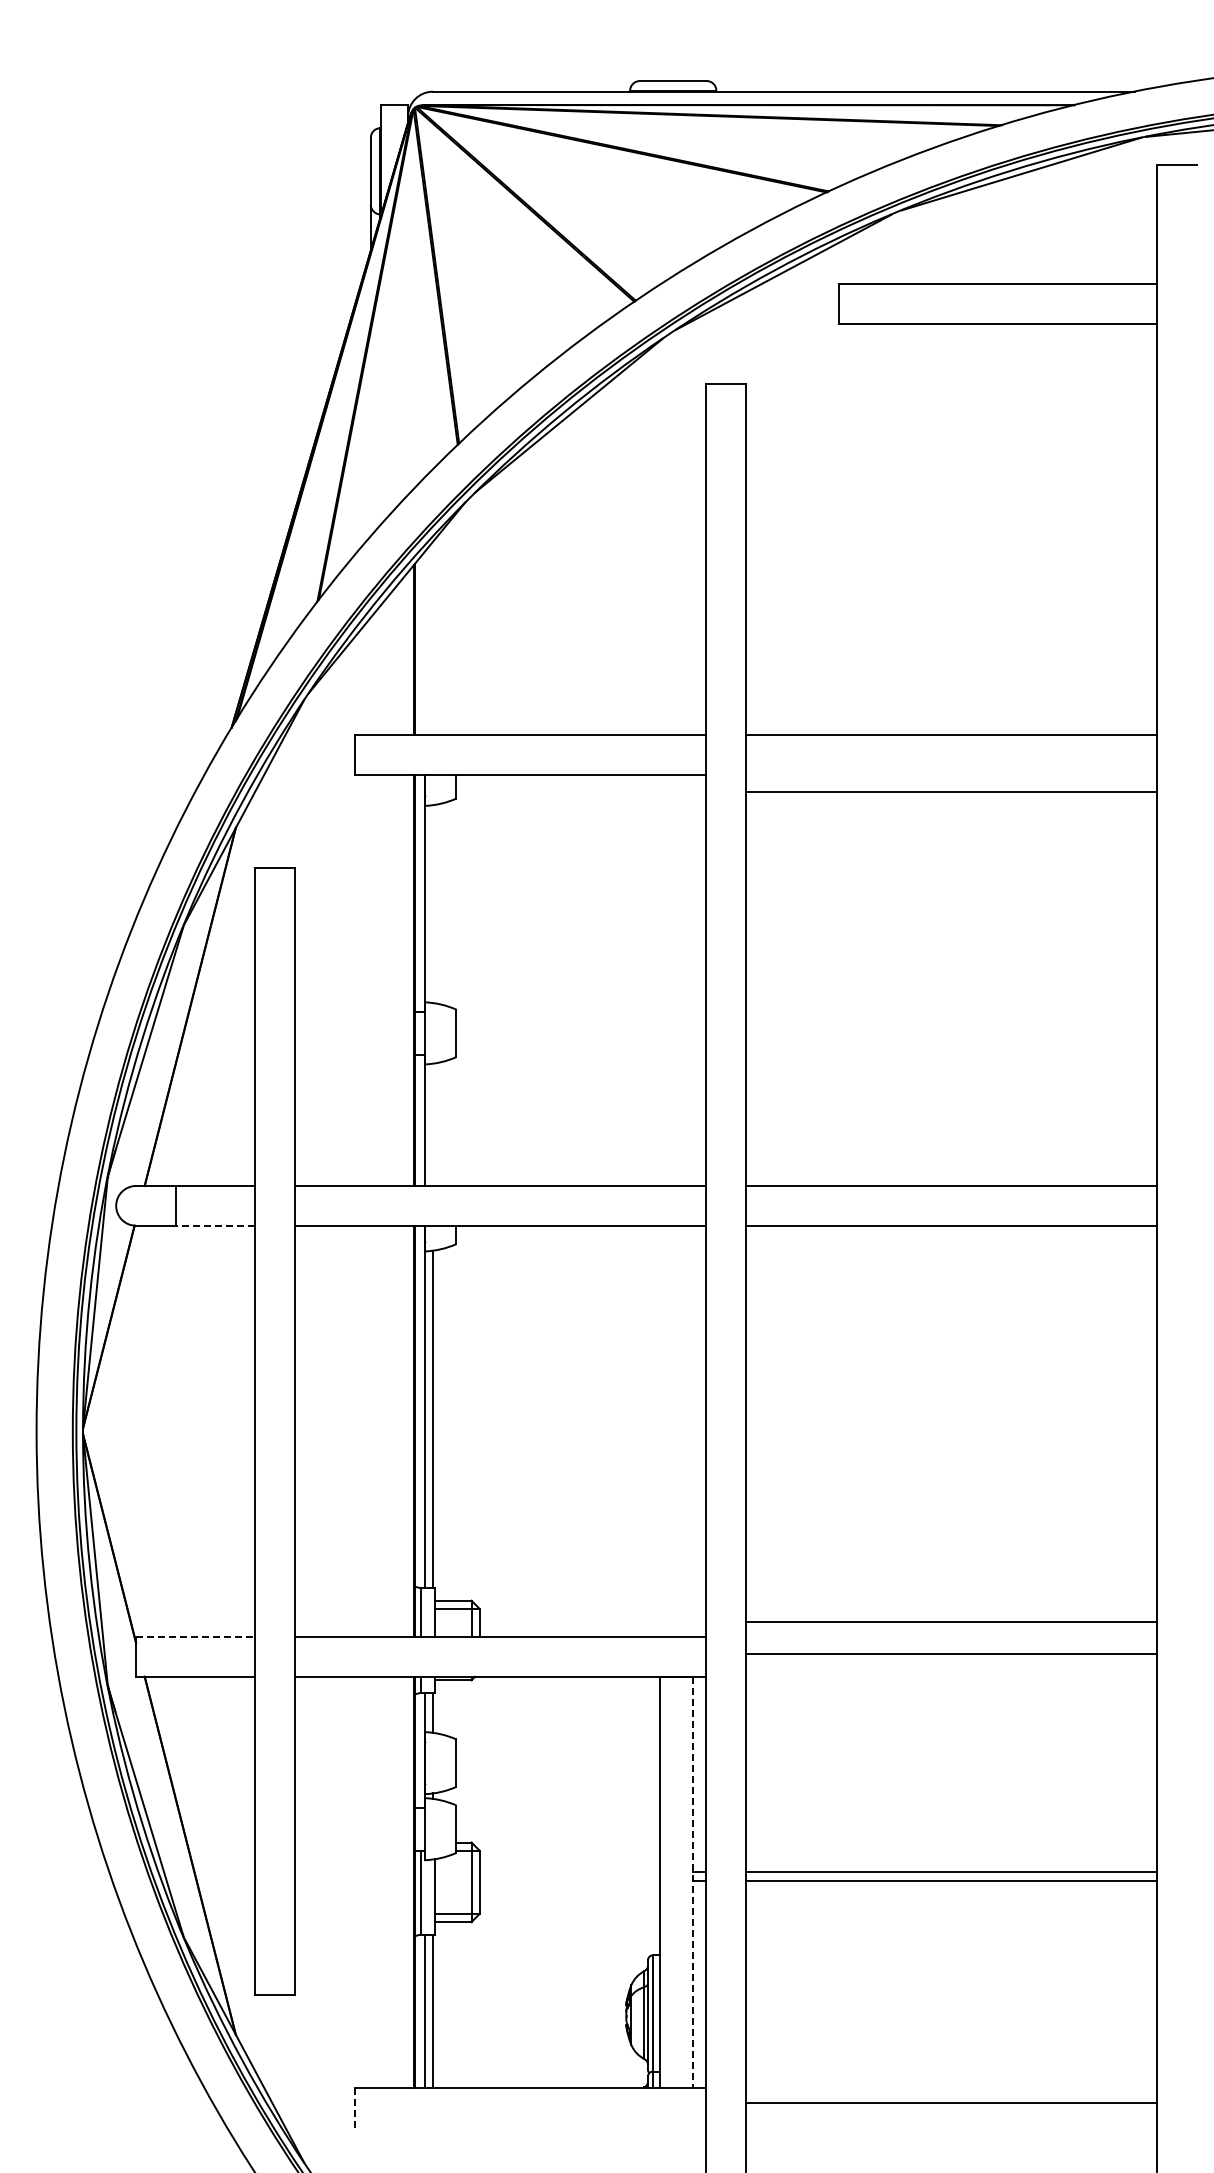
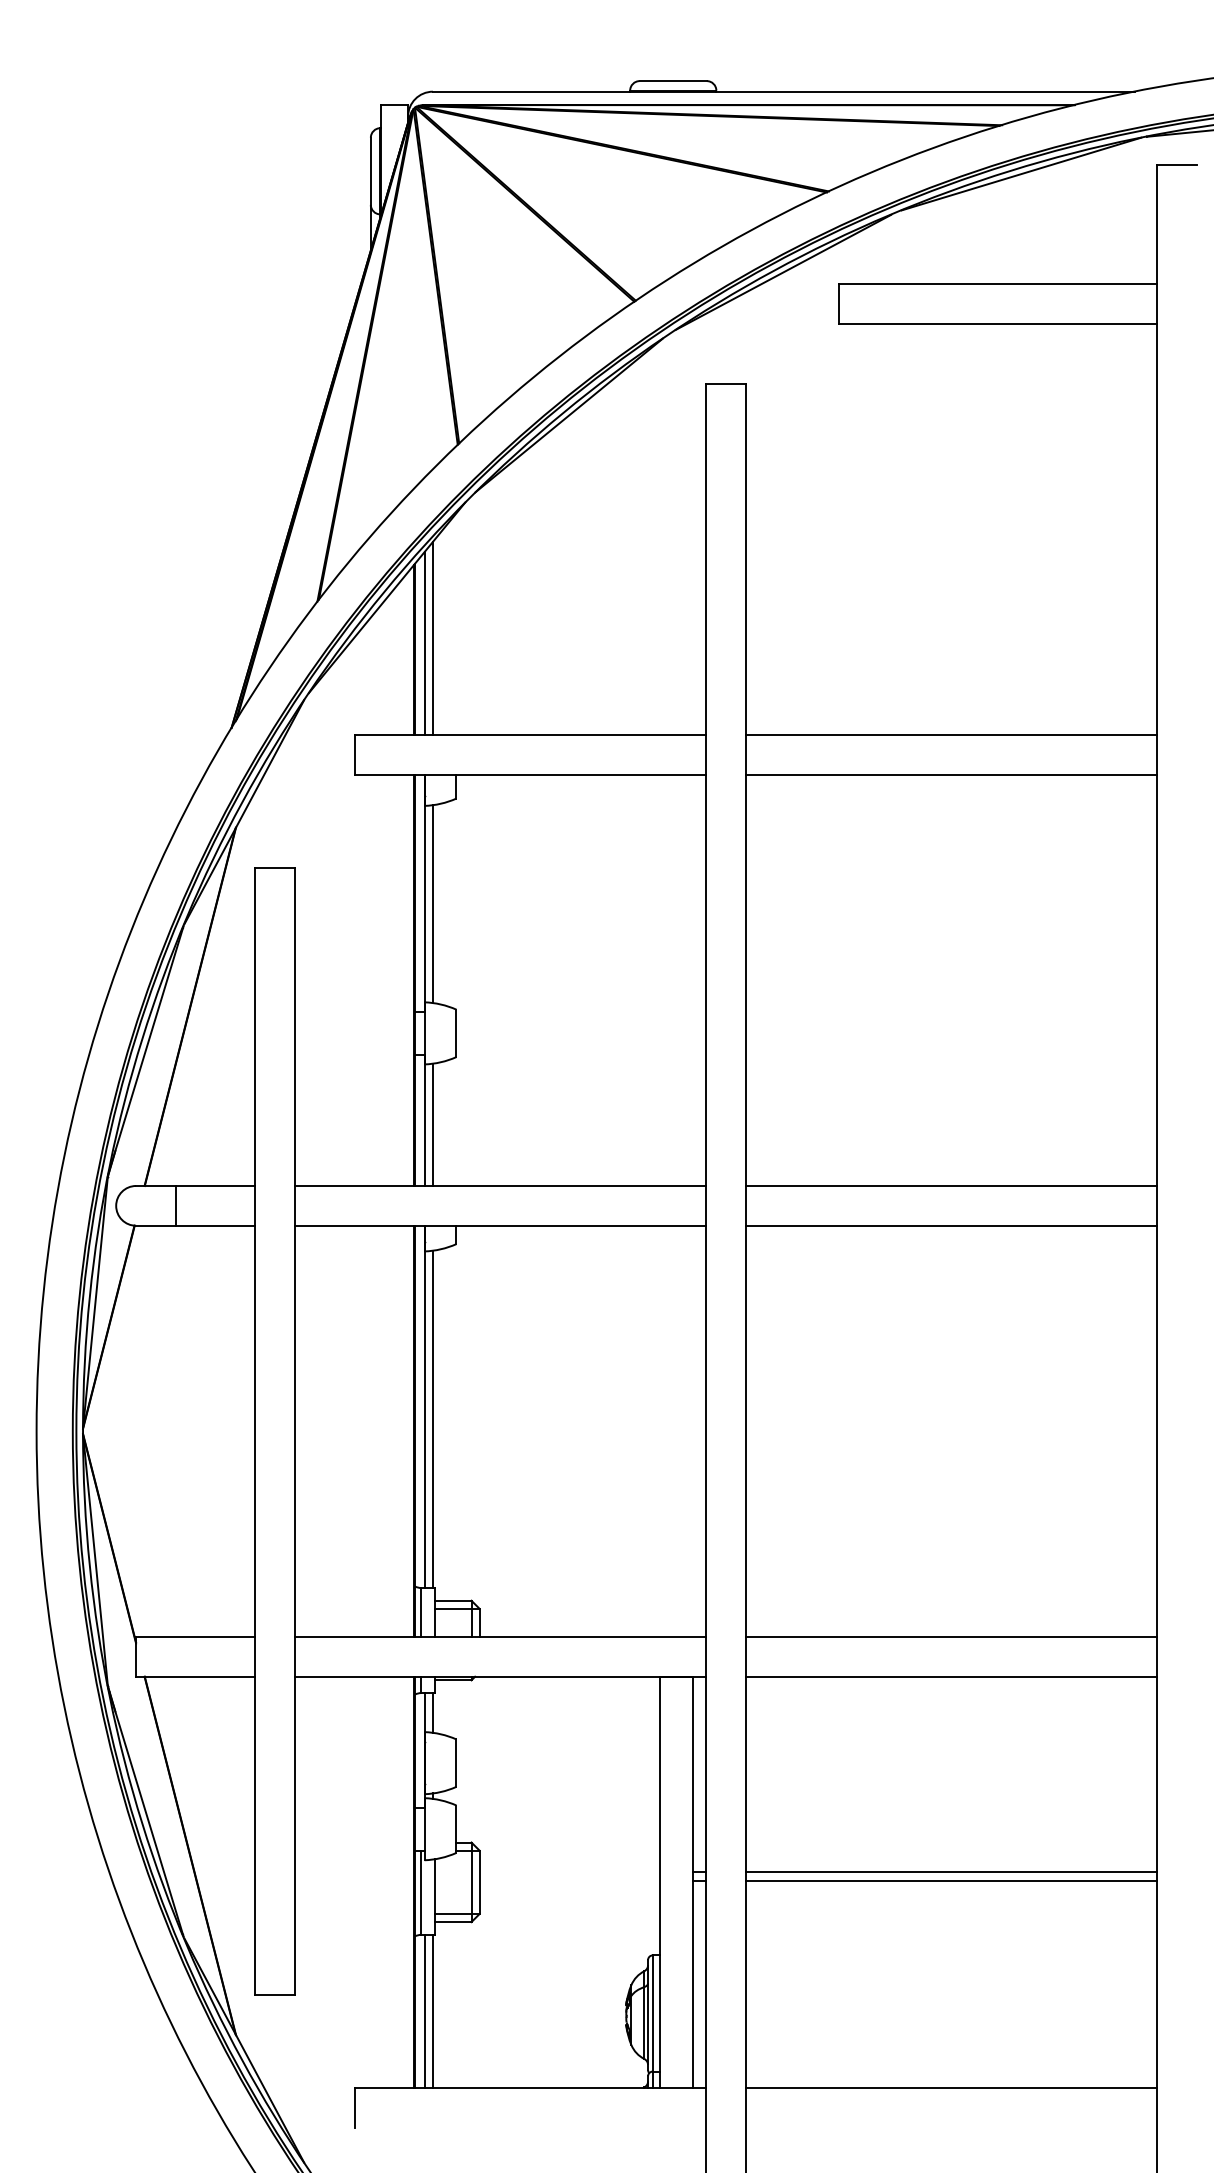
line: none -> present (432, 638)
line: none -> present (424, 643)
line position: (951, 791) -> (951, 774) (951, 774)
line: none -> present (432, 904)
line: none -> present (432, 1124)
line: dashed -> solid (215, 1225)
line position: (951, 1621) -> (951, 1636) (951, 1636)
line: dashed -> solid (195, 1636)
line position: (951, 1653) -> (951, 1676) (951, 1676)
line: dashed -> solid (693, 1883)
line position: (951, 2102) -> (951, 2087) (951, 2087)
line: dashed -> solid (354, 2107)
